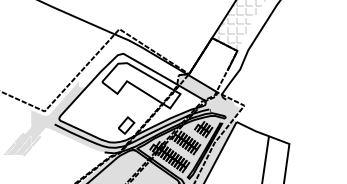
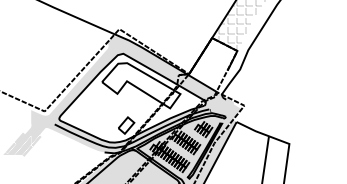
fill: none -> present (131, 61)
